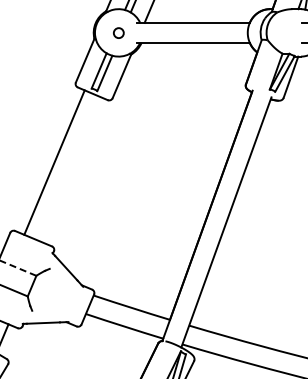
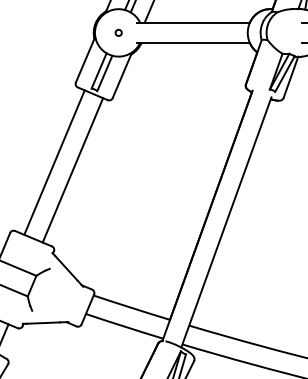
circle size: 12x12 px -> 9x9 px (118, 32)
line: none -> present (72, 170)
line: dashed -> solid (18, 268)
